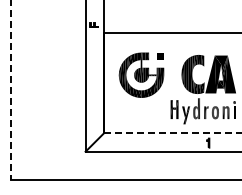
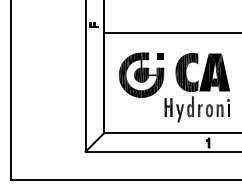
part position: (202, 89) -> (196, 87) (196, 87)
line: dashed -> solid (11, 90)
line: dashed -> solid (173, 133)
